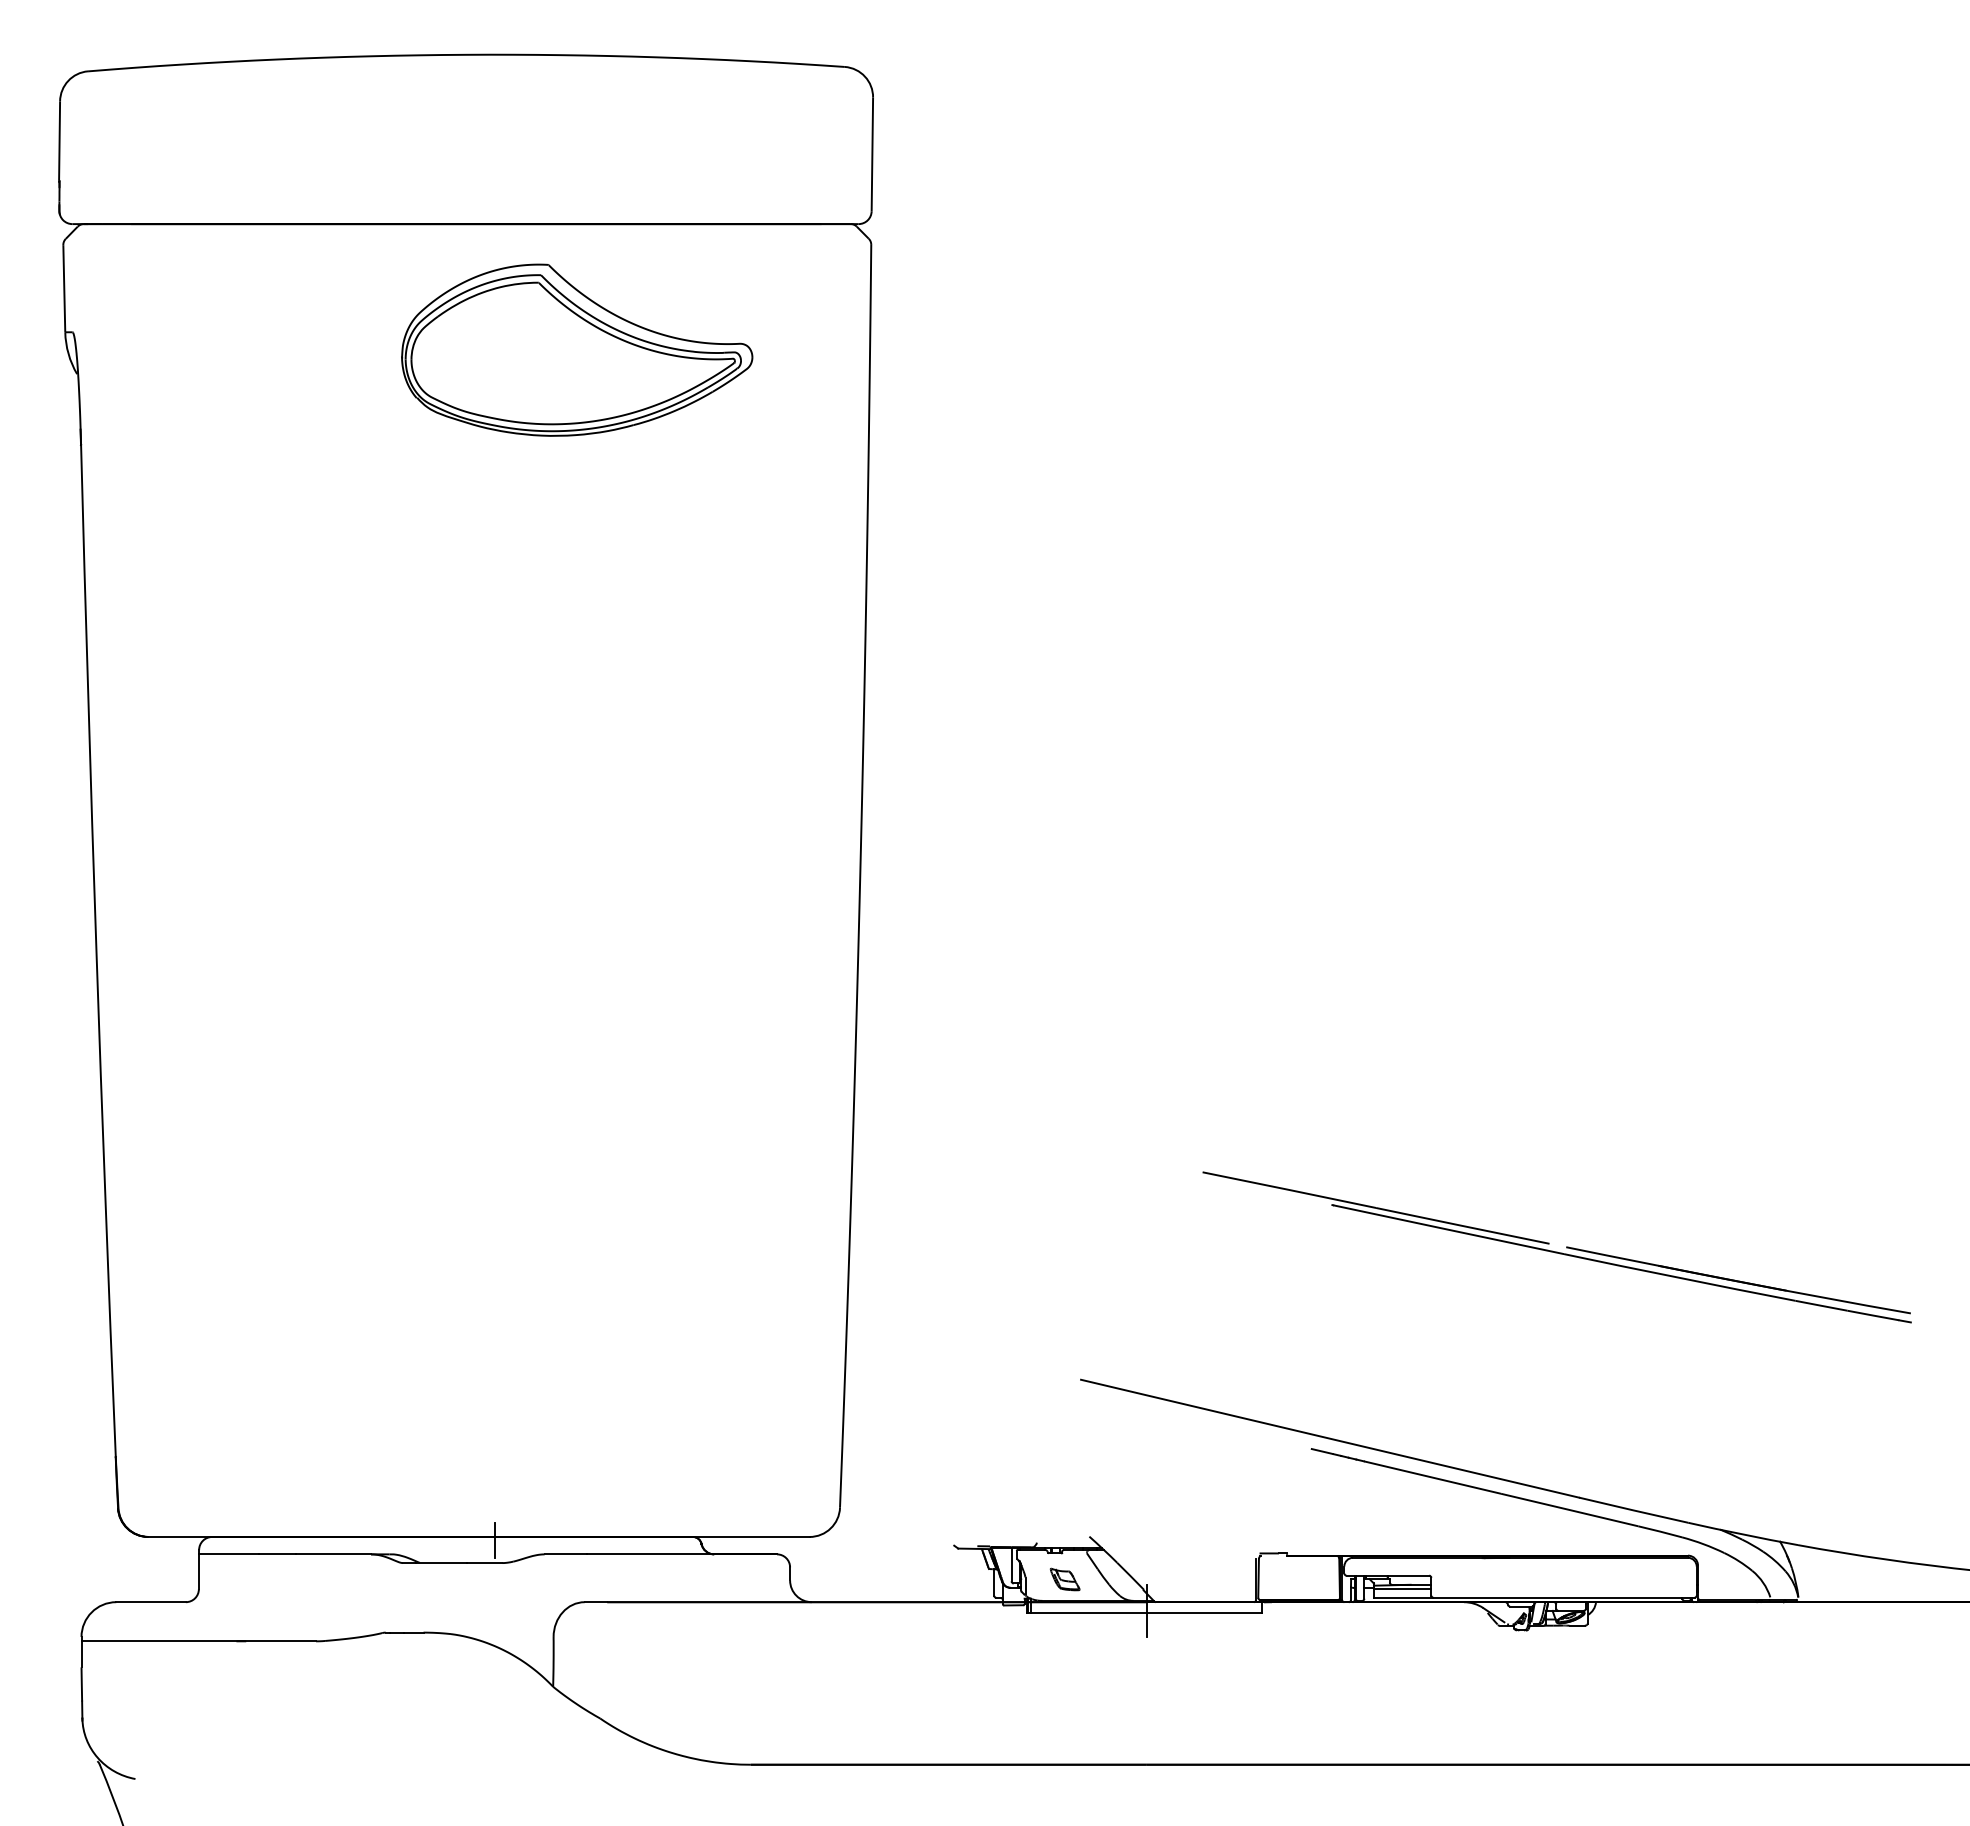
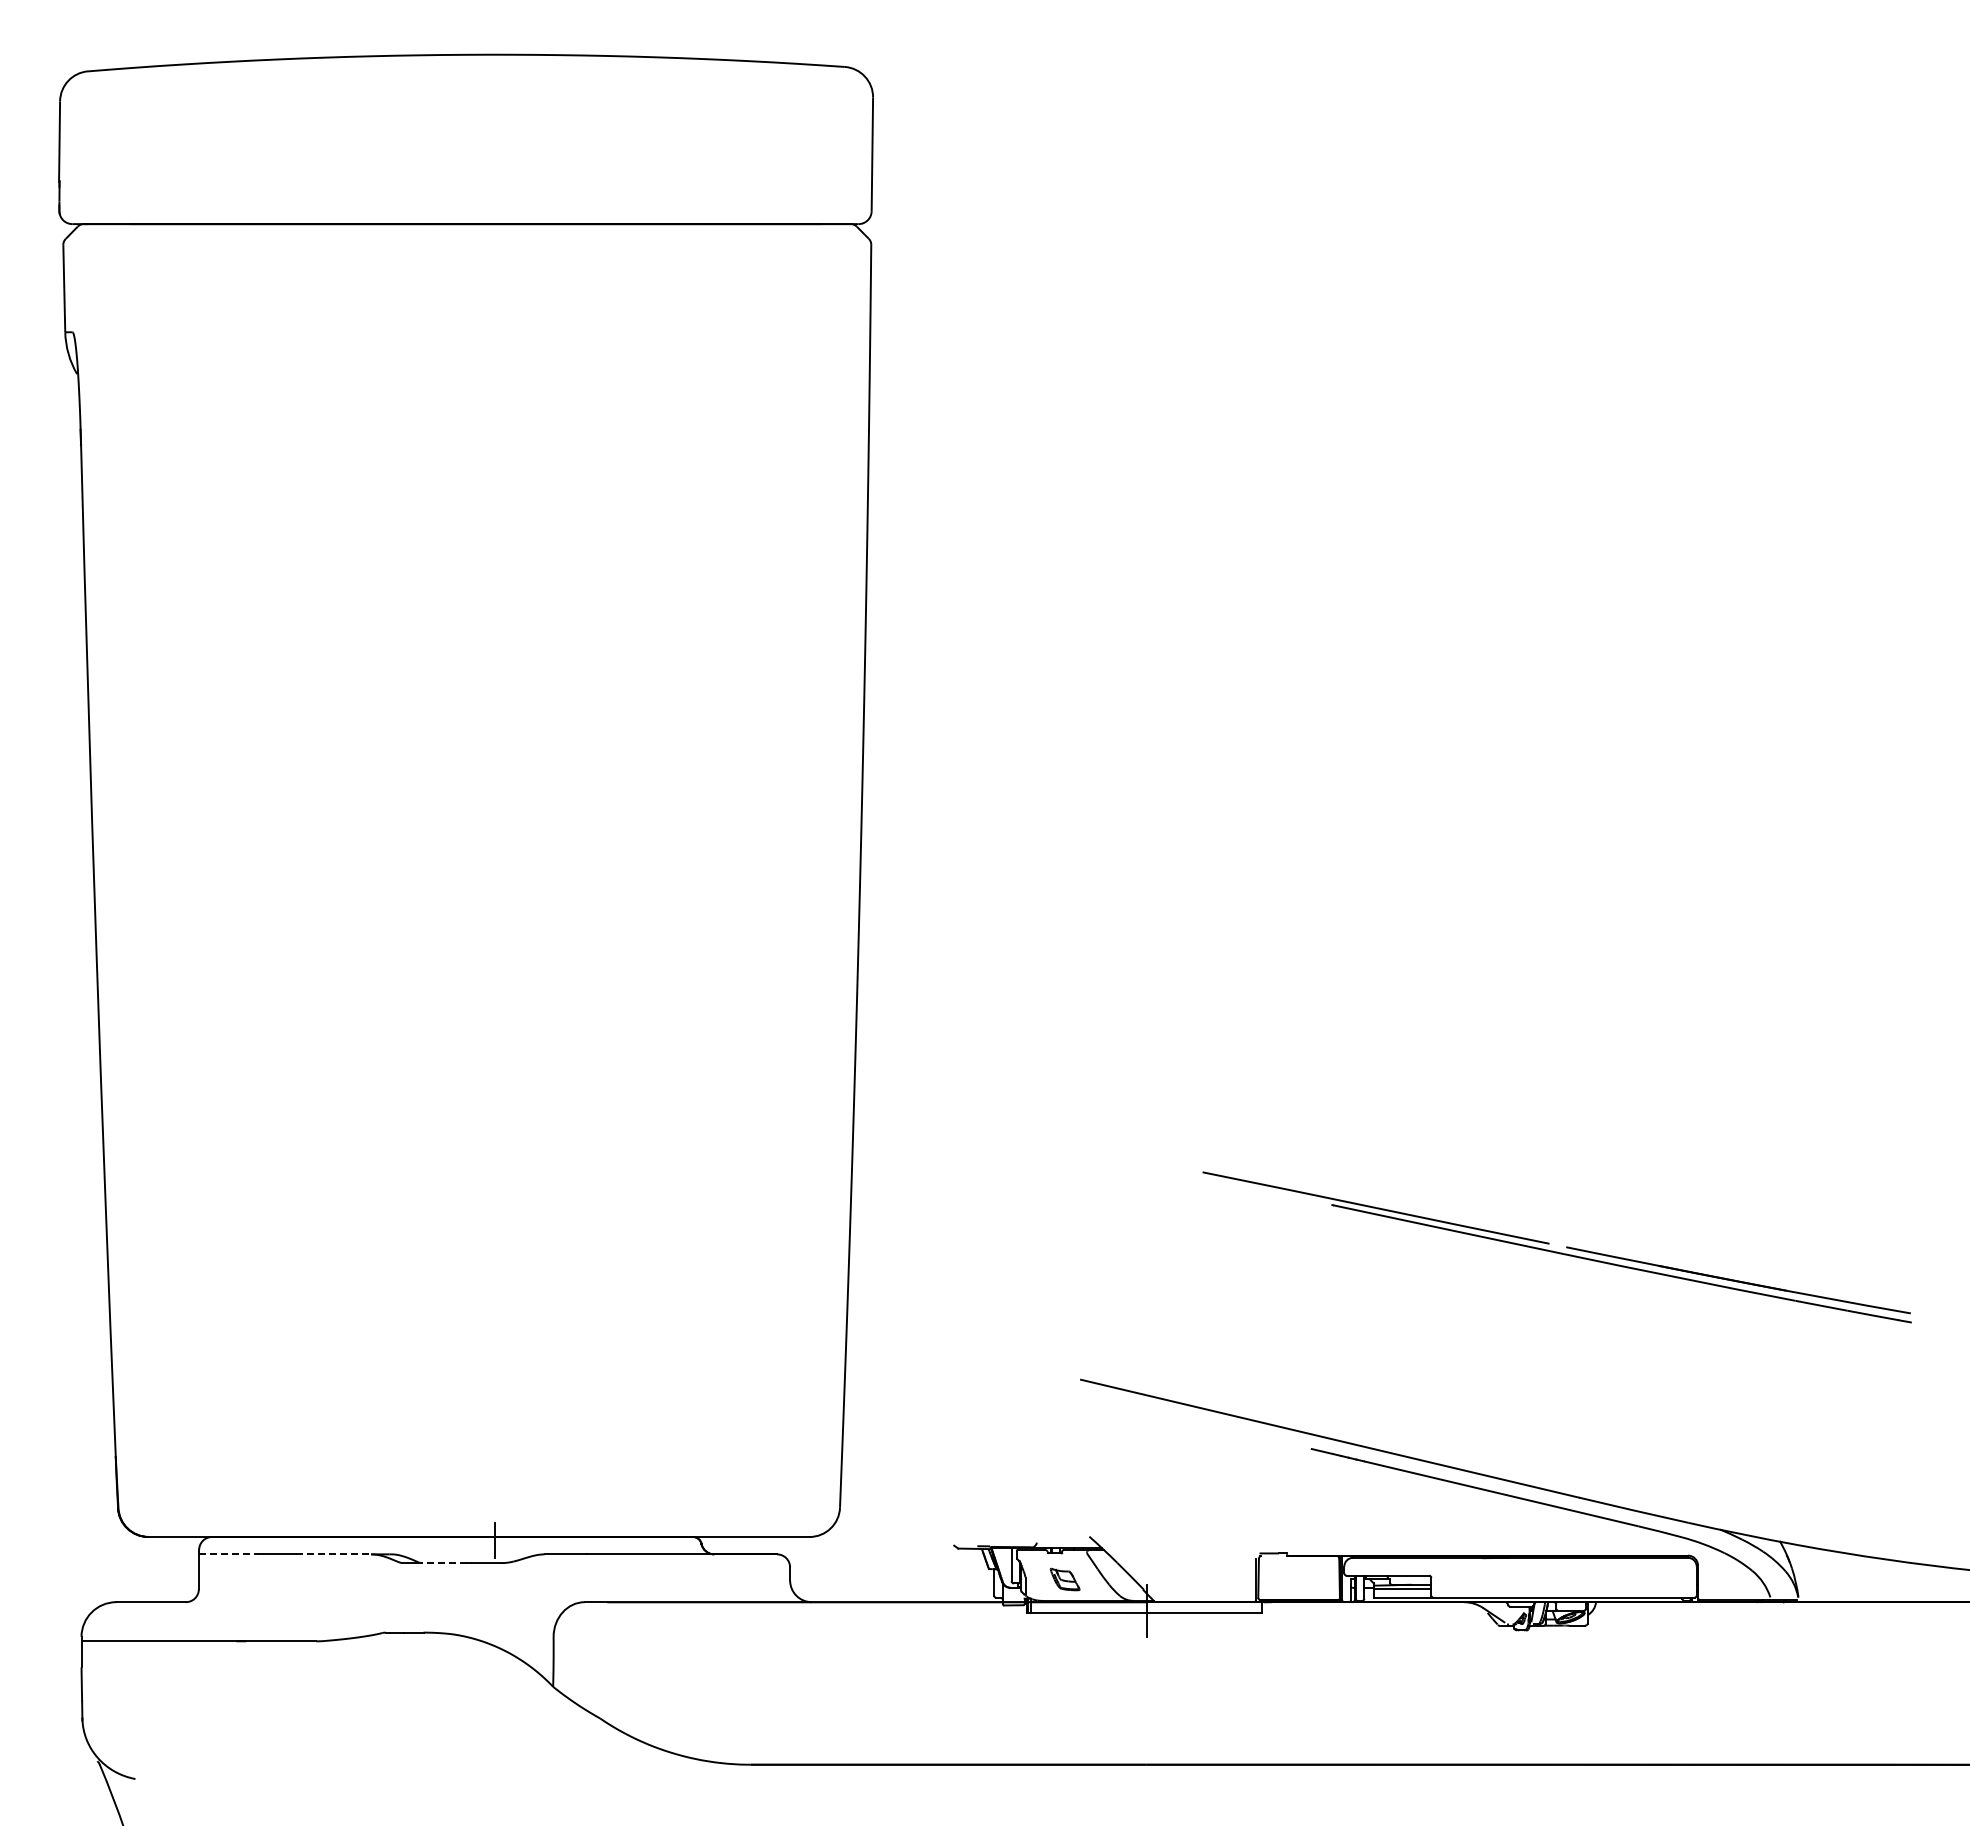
part: present -> none (577, 349)
line: solid -> dashed (228, 1554)
line: solid -> dashed (334, 1554)
line: solid -> dashed (442, 1563)
